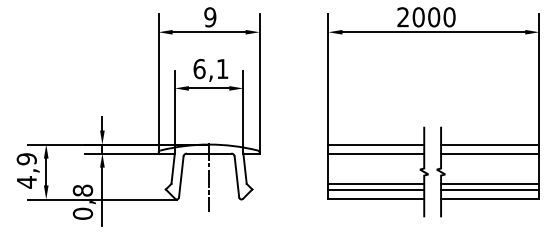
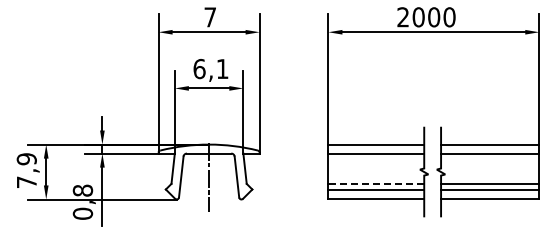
text: 9 -> 7 (210, 17)
text: 4,9 -> 7,9 (26, 182)
line: solid -> dashed (376, 183)
